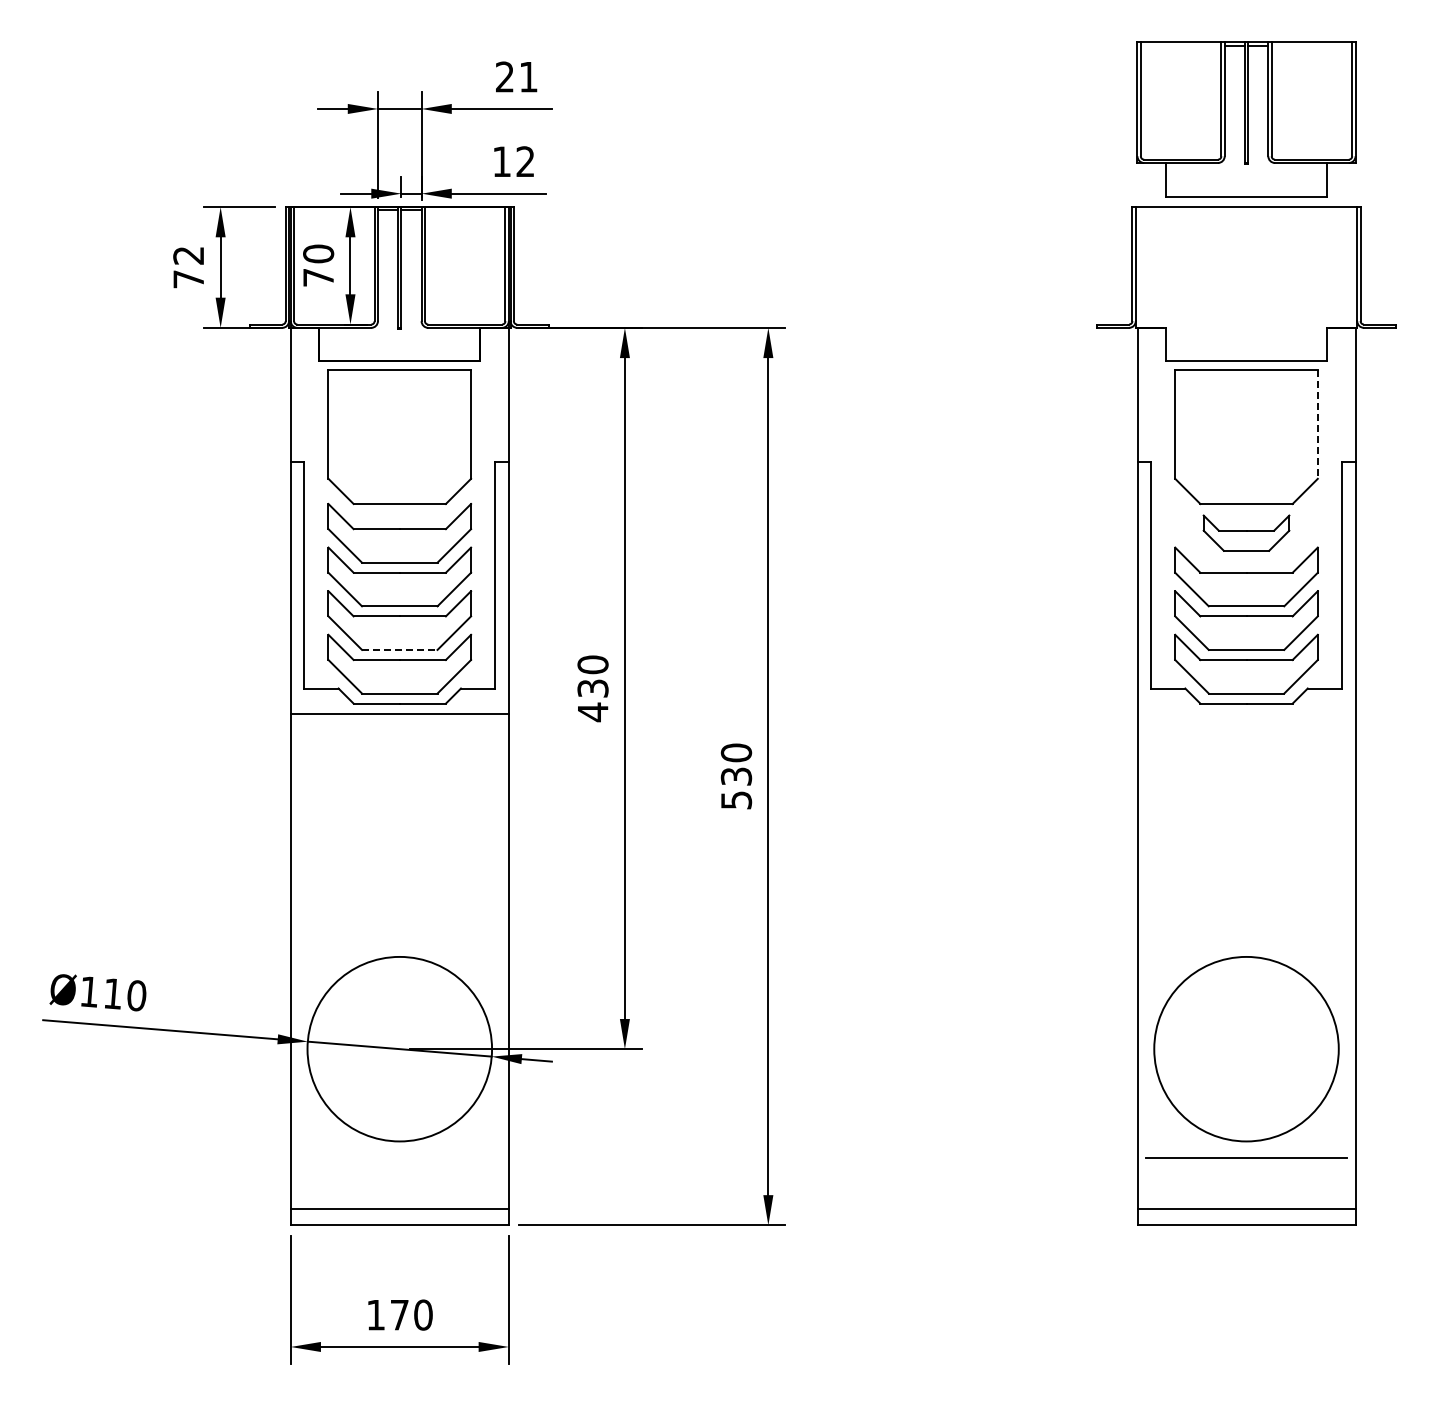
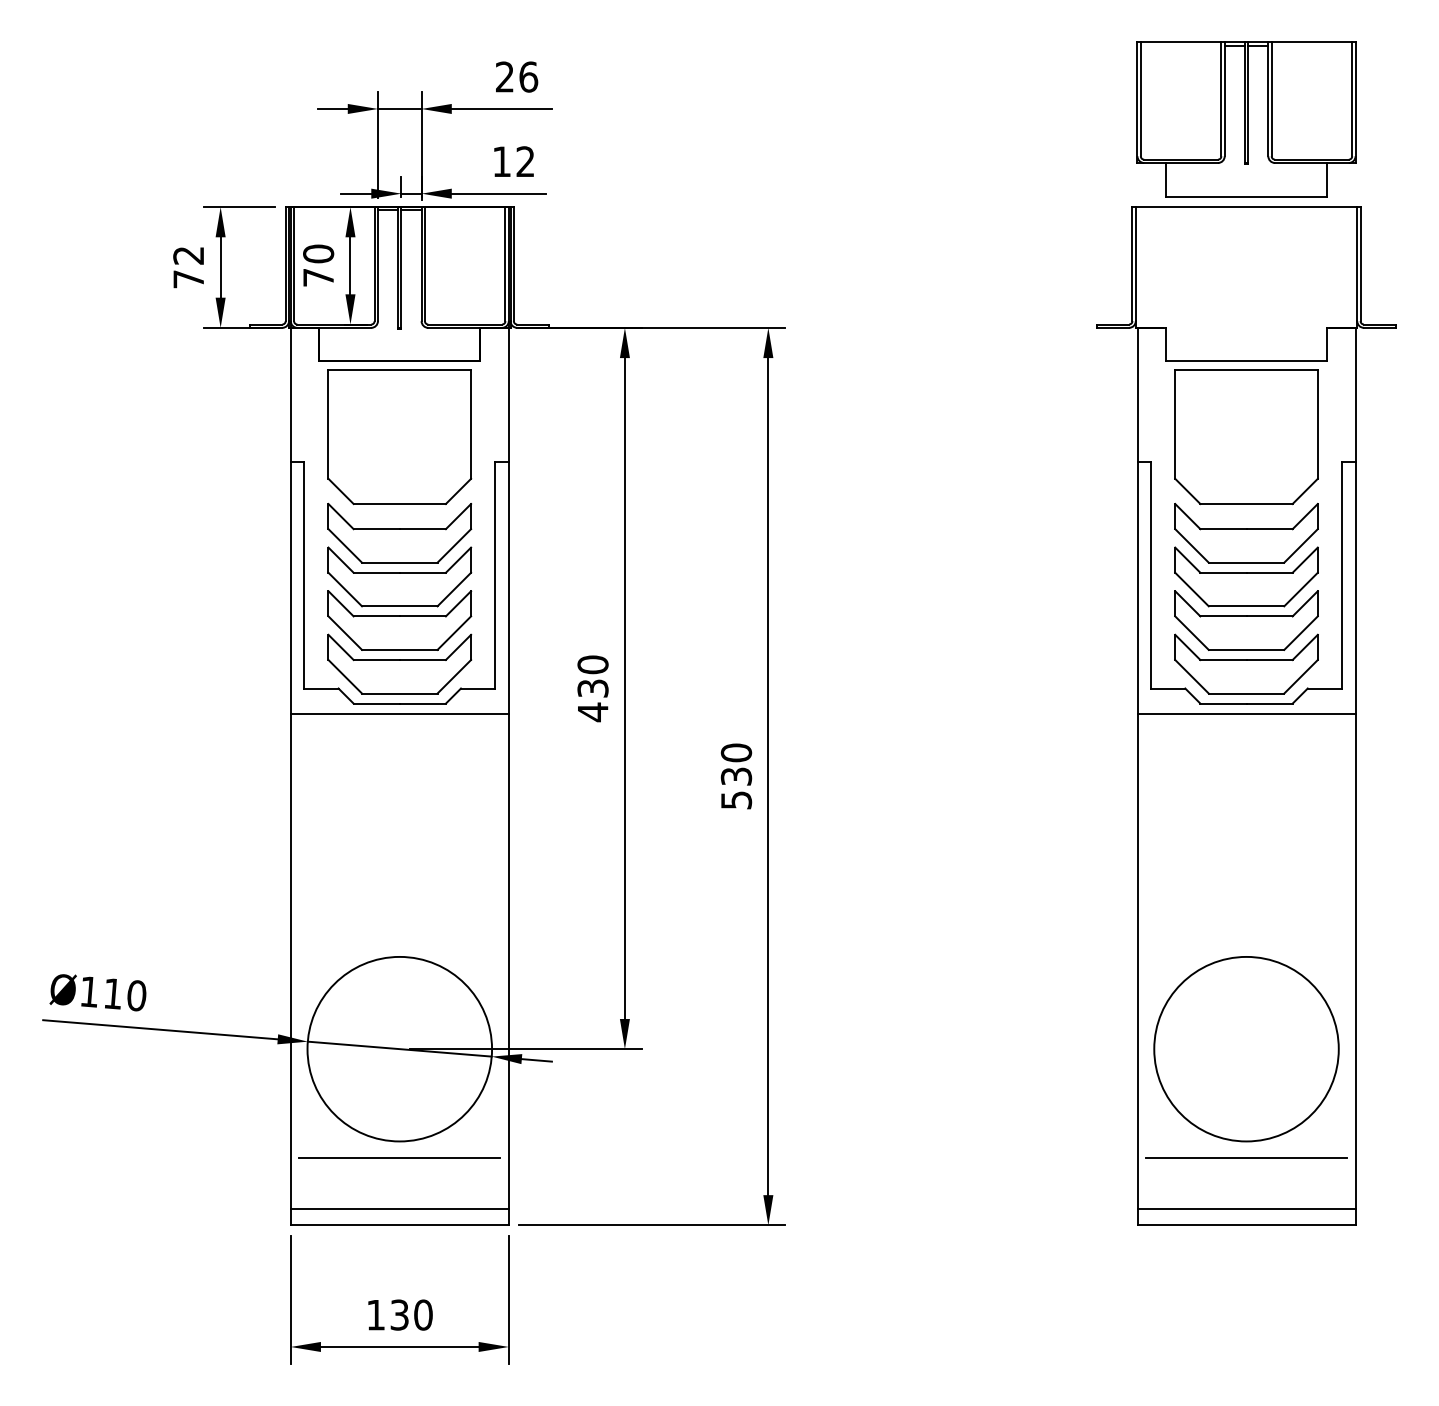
text: 21 -> 26 (528, 76)
line: dashed -> solid (1317, 424)
part size: 89x38 px -> 145x62 px (1246, 532)
line: dashed -> solid (399, 649)
line: none -> present (1246, 713)
line: none -> present (399, 1158)
text: 170 -> 130 (399, 1314)
